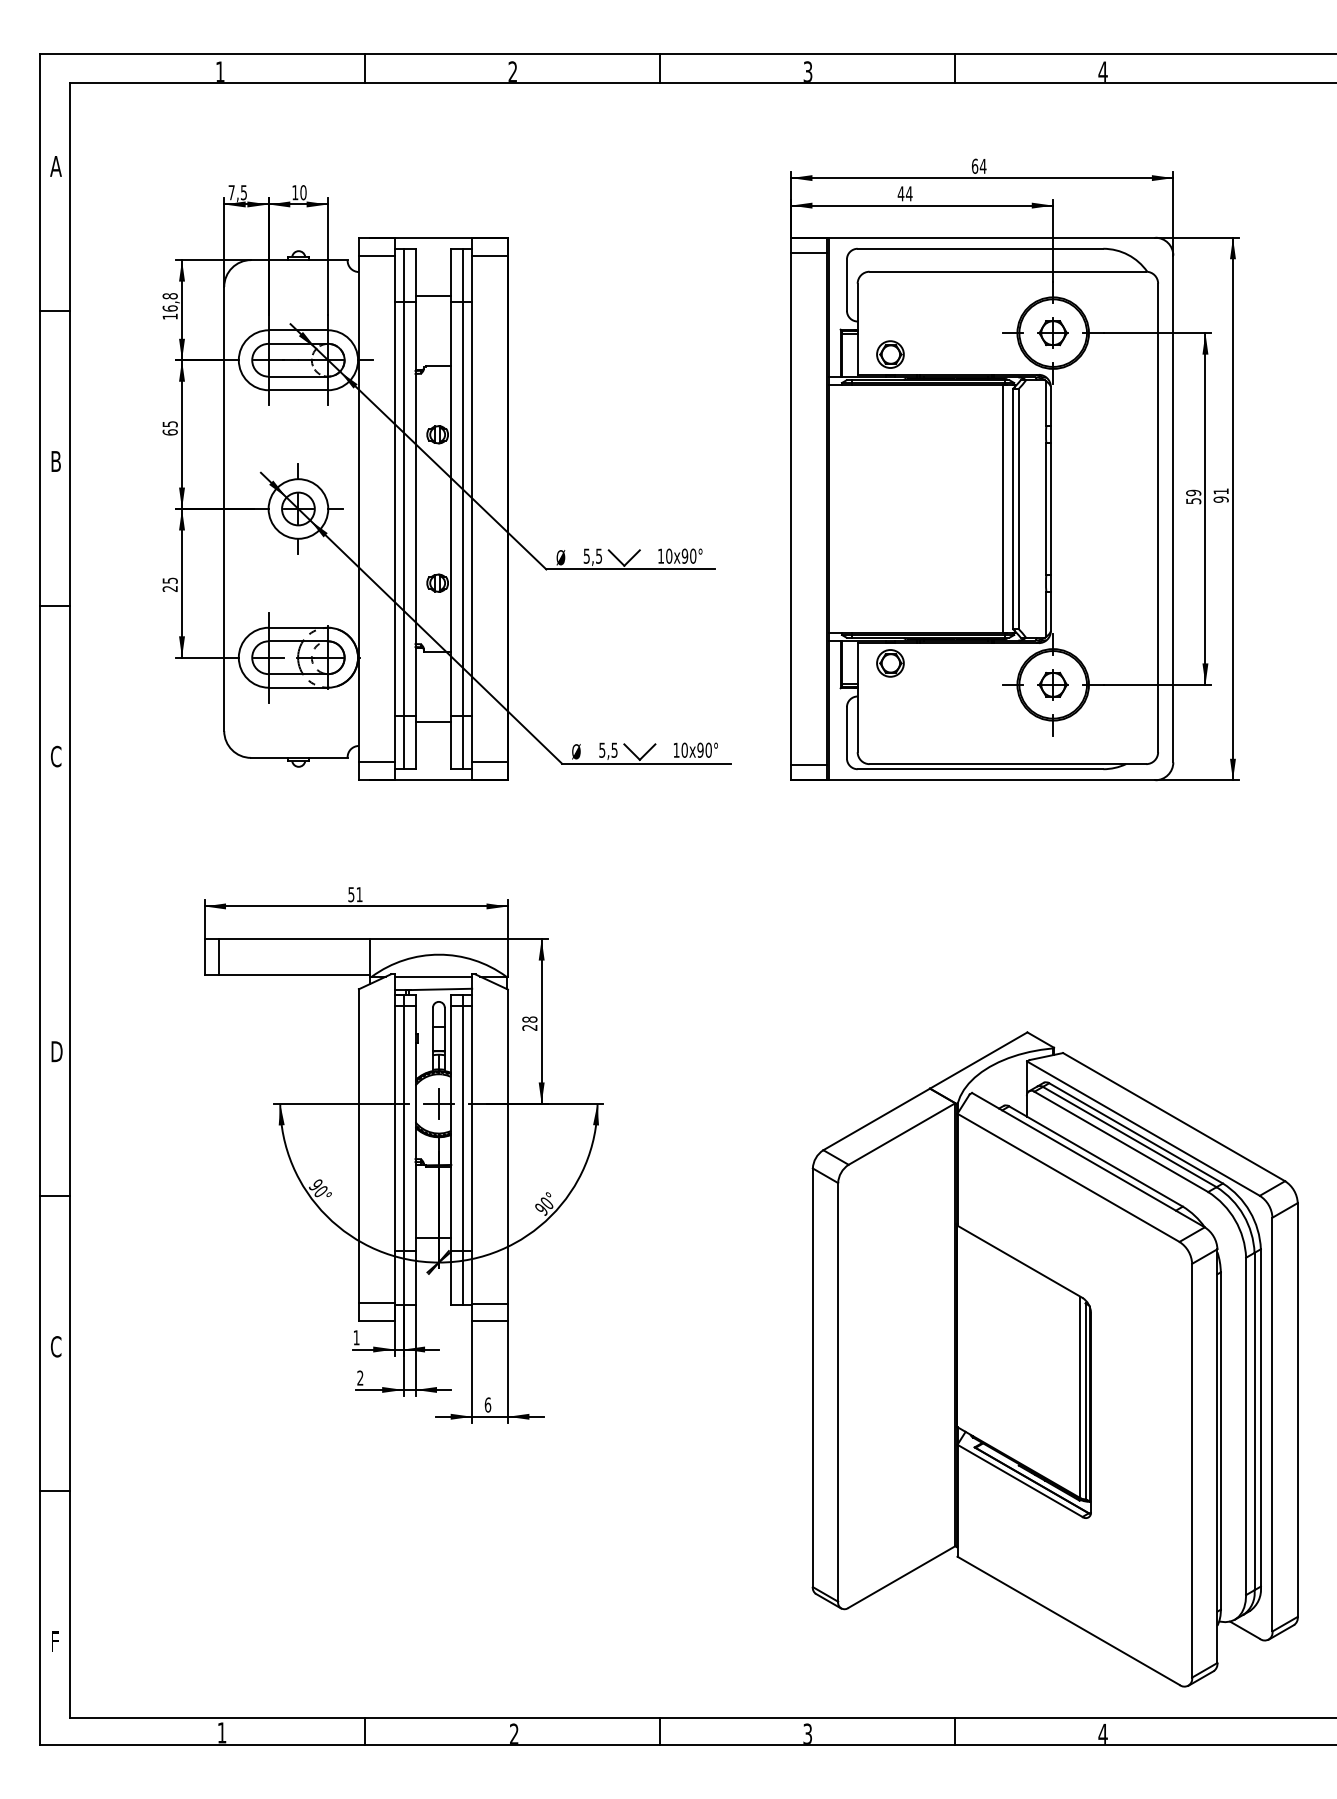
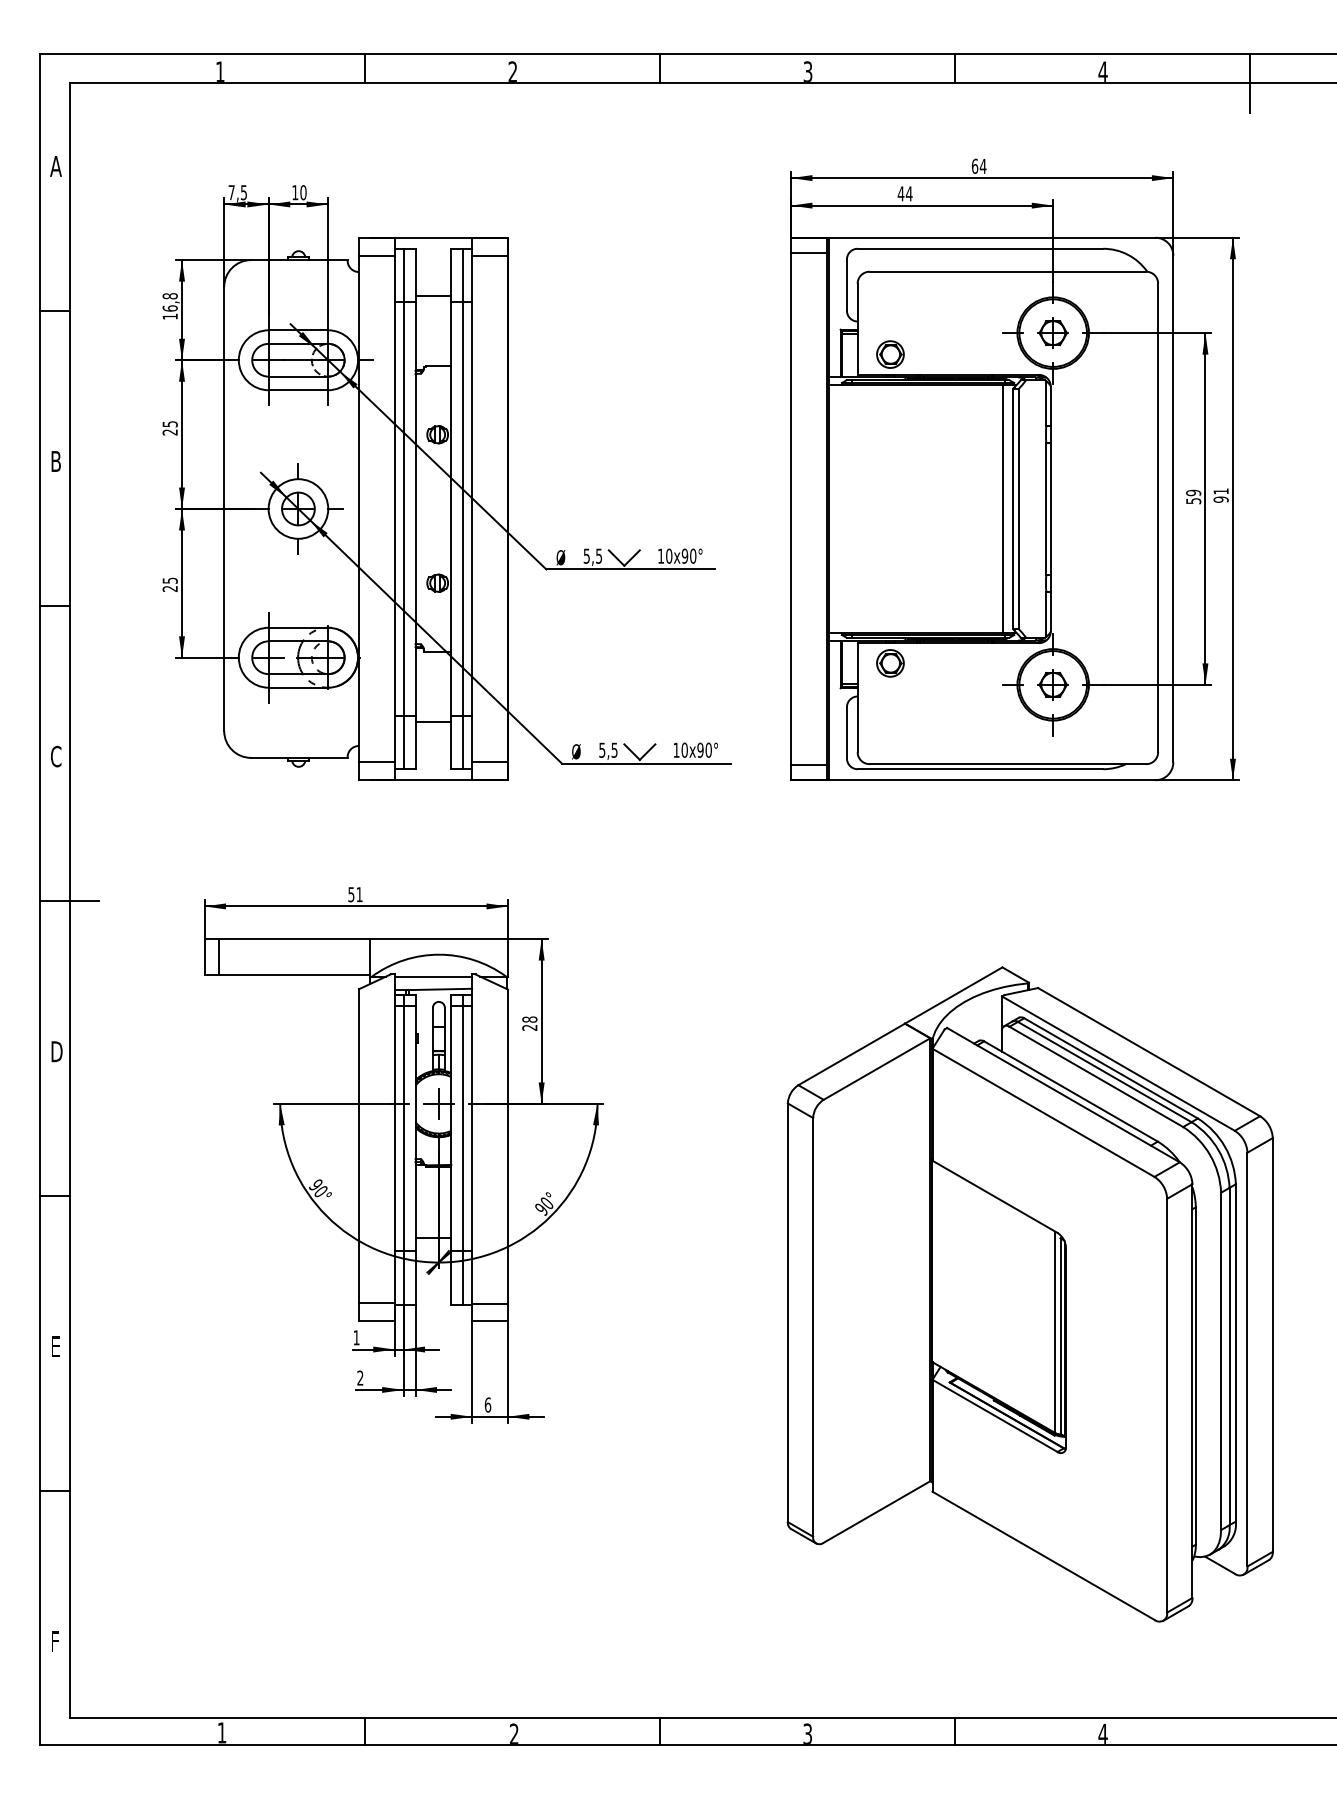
line: none -> present (1249, 82)
text: 65 -> 25 (169, 432)
line: none -> present (69, 900)
text: C -> E (55, 1346)
part position: (1054, 1359) -> (1029, 1294) (1029, 1294)
